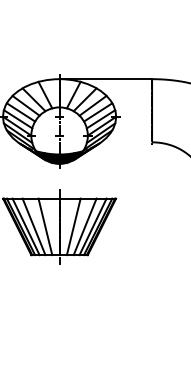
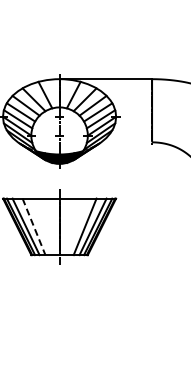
line: present -> none (45, 226)
line: present -> none (73, 226)
line: solid -> dashed (34, 227)
